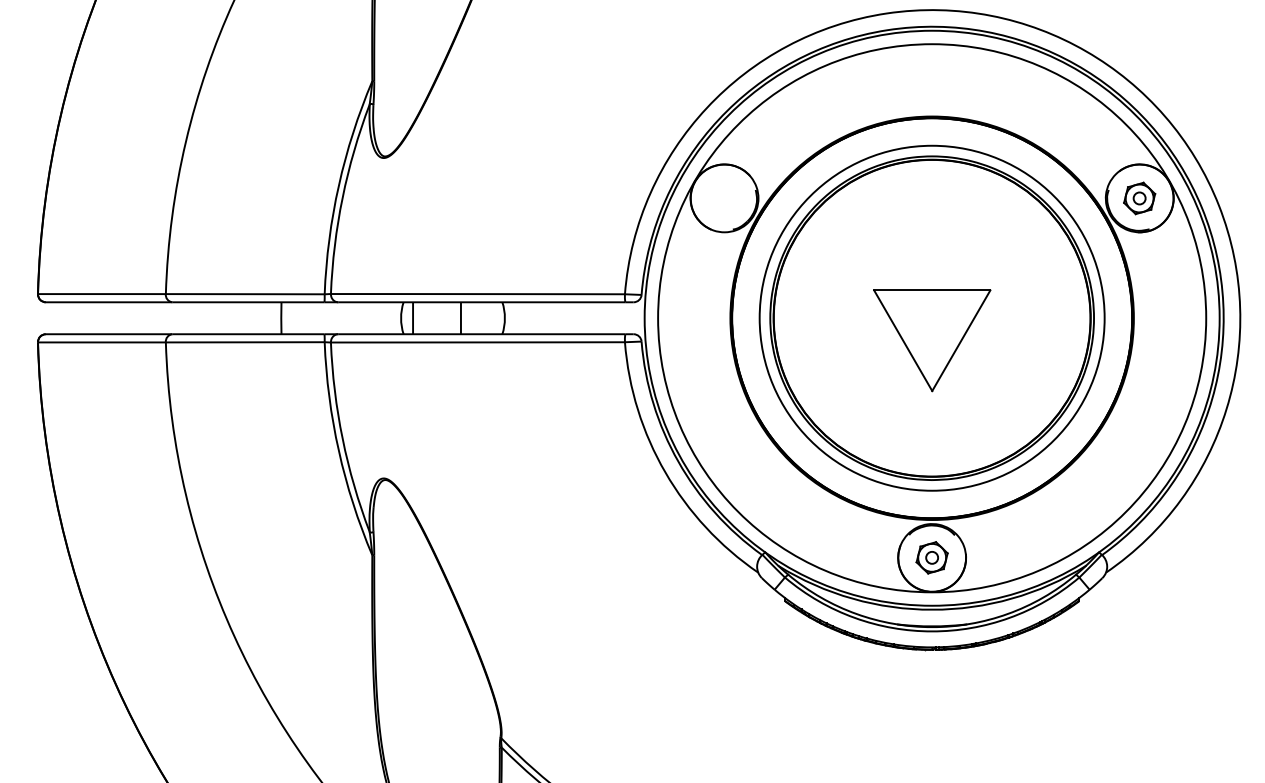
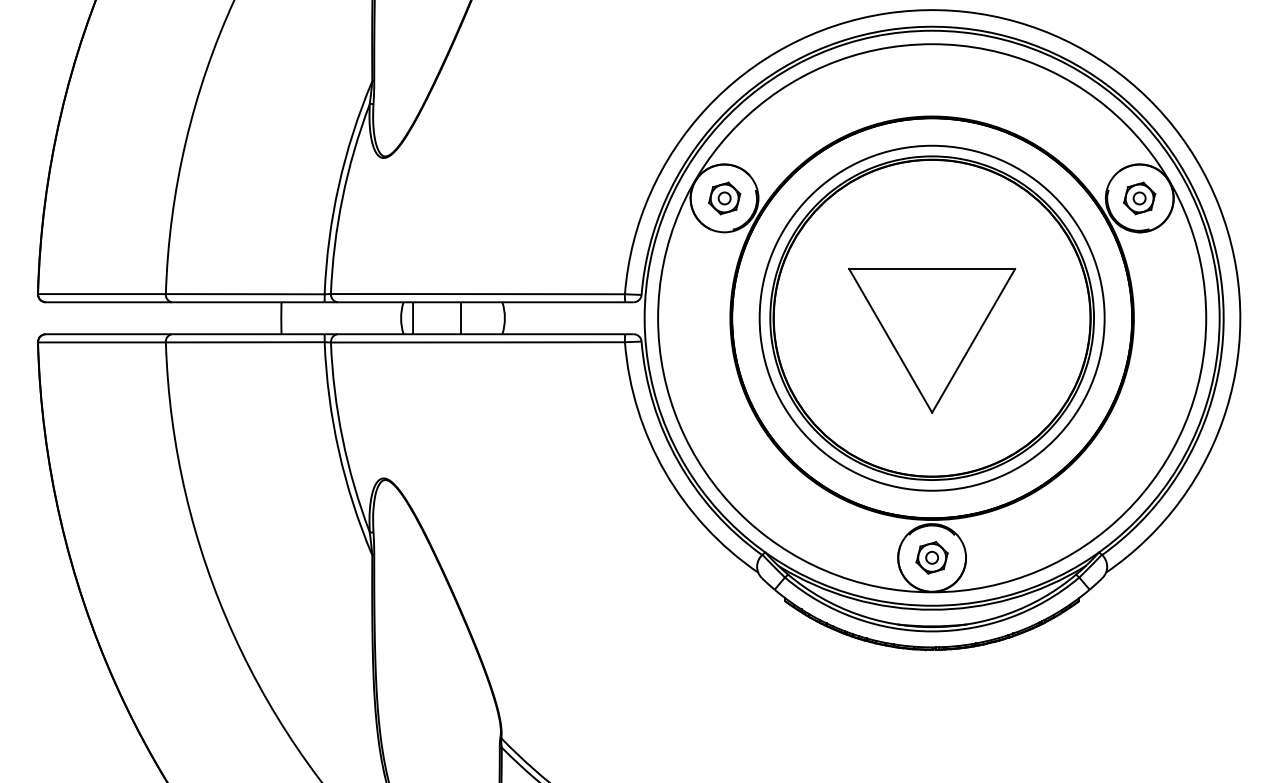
part: none -> present (724, 198)
part size: 119x104 px -> 169x147 px (932, 340)
